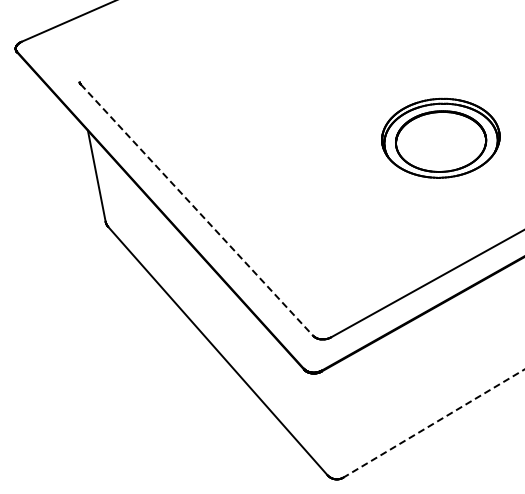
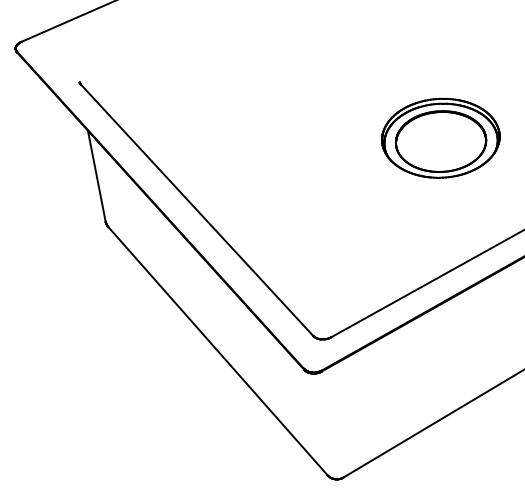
line: dashed -> solid (197, 210)
line: dashed -> solid (433, 423)
